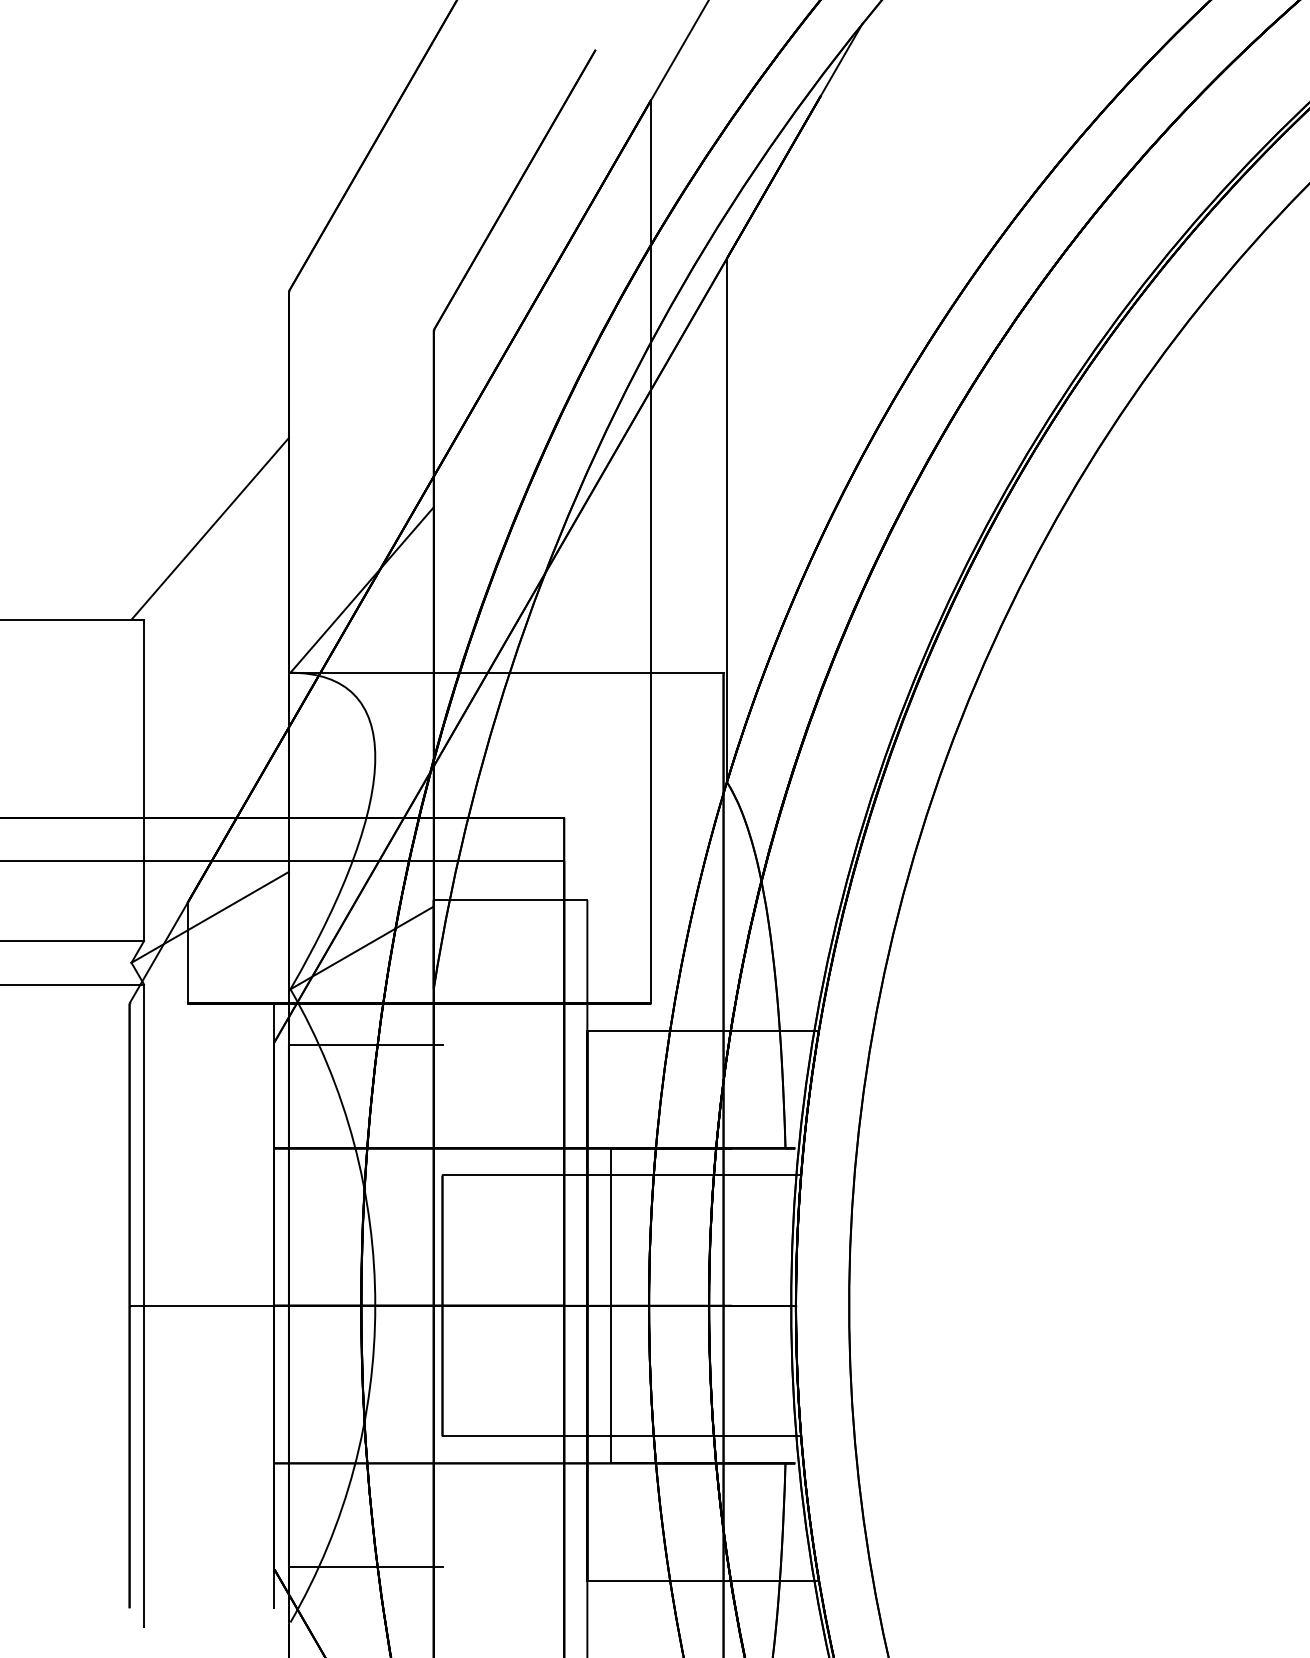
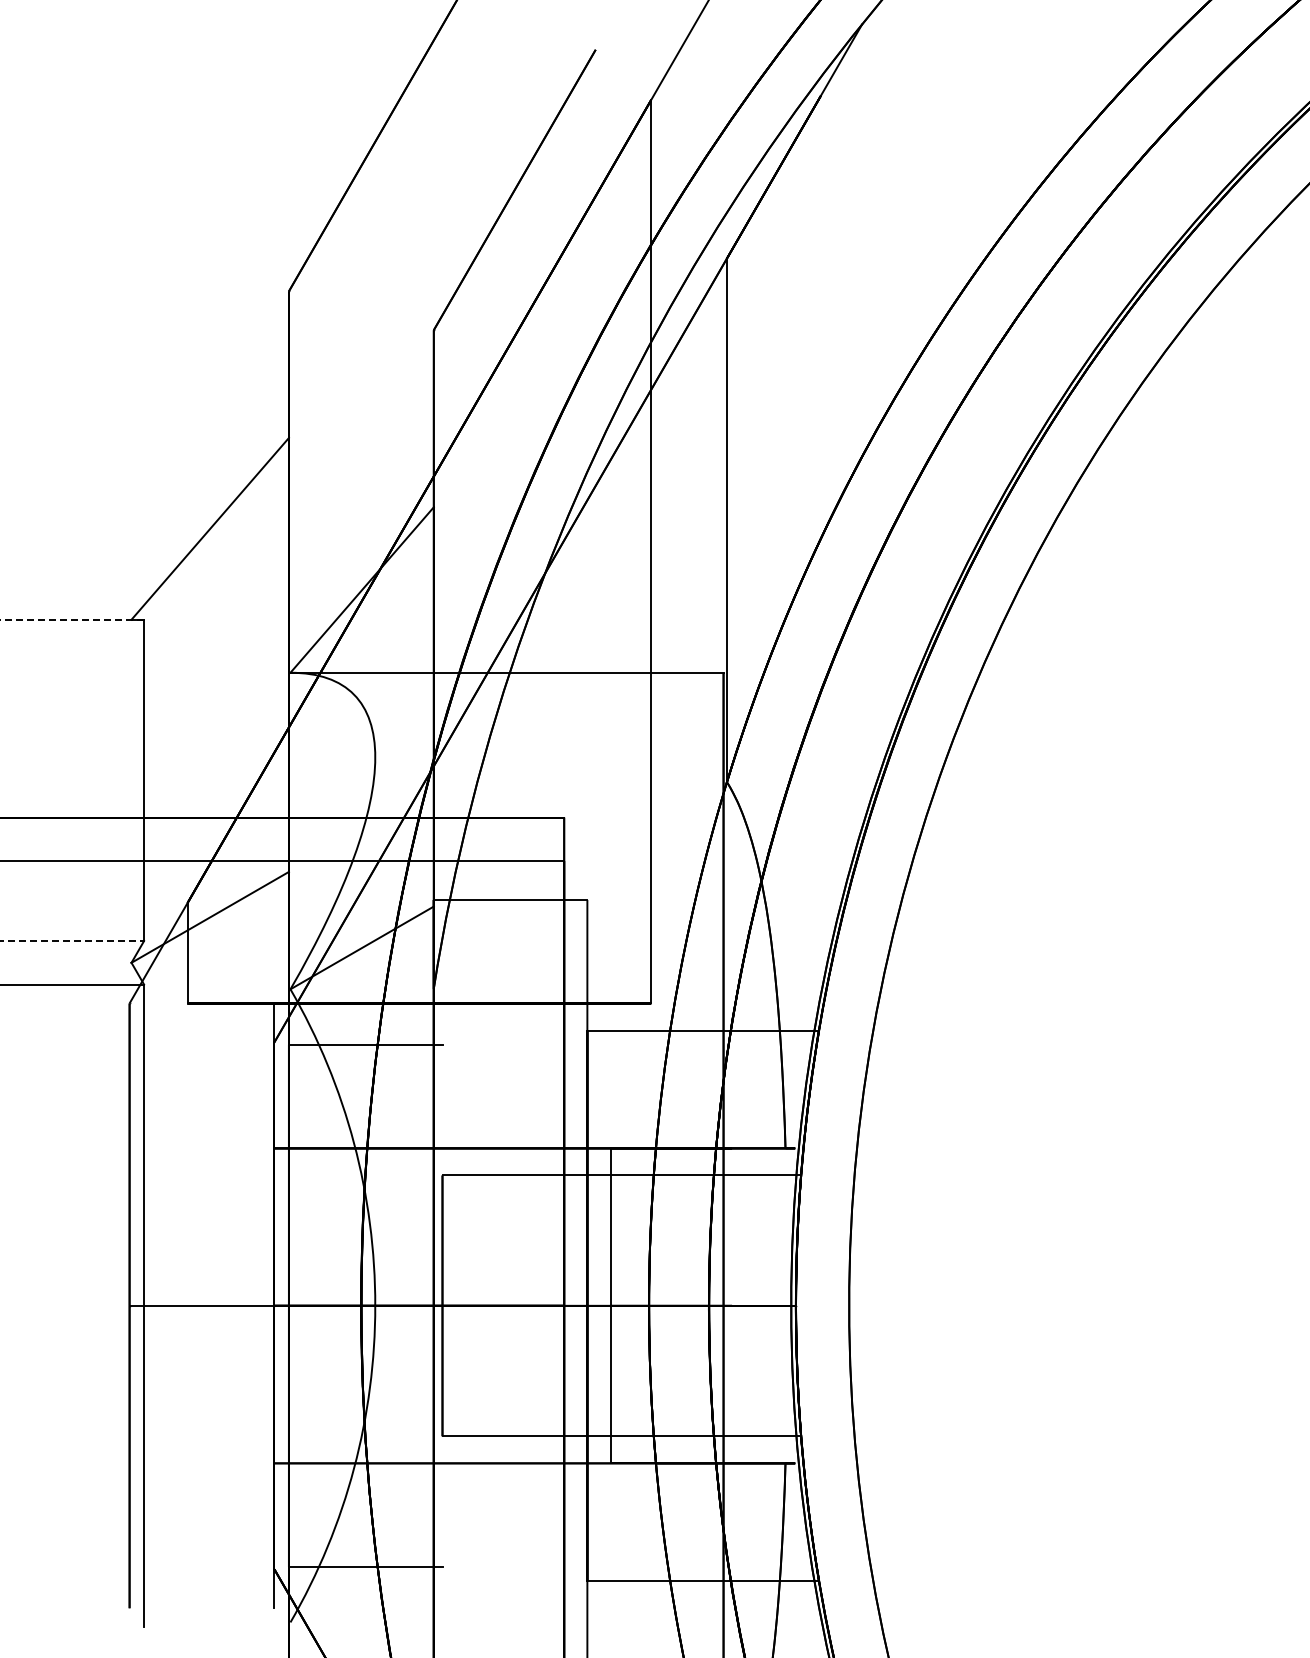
line: solid -> dashed (72, 619)
line: solid -> dashed (72, 941)
